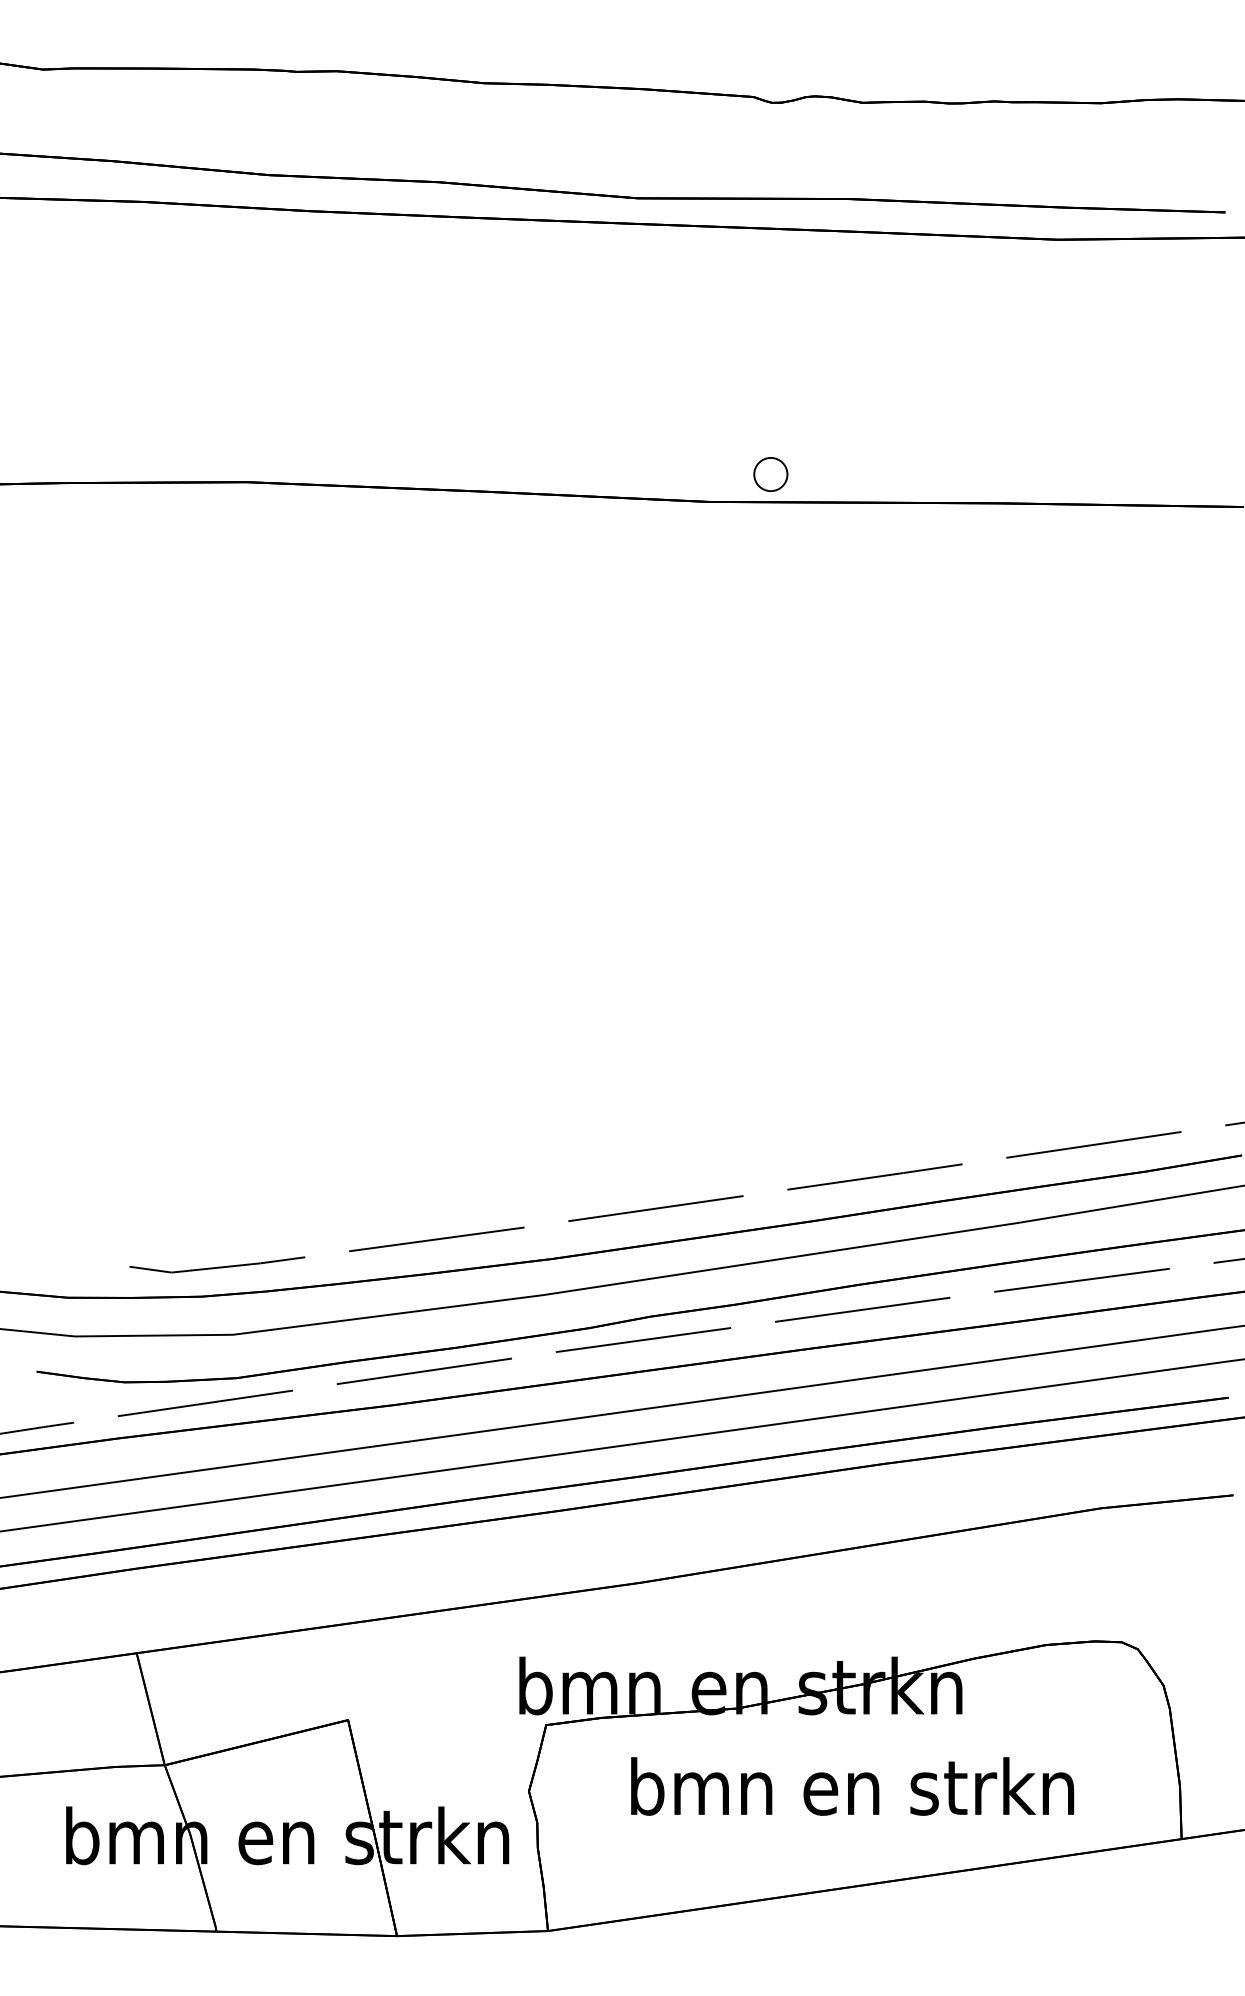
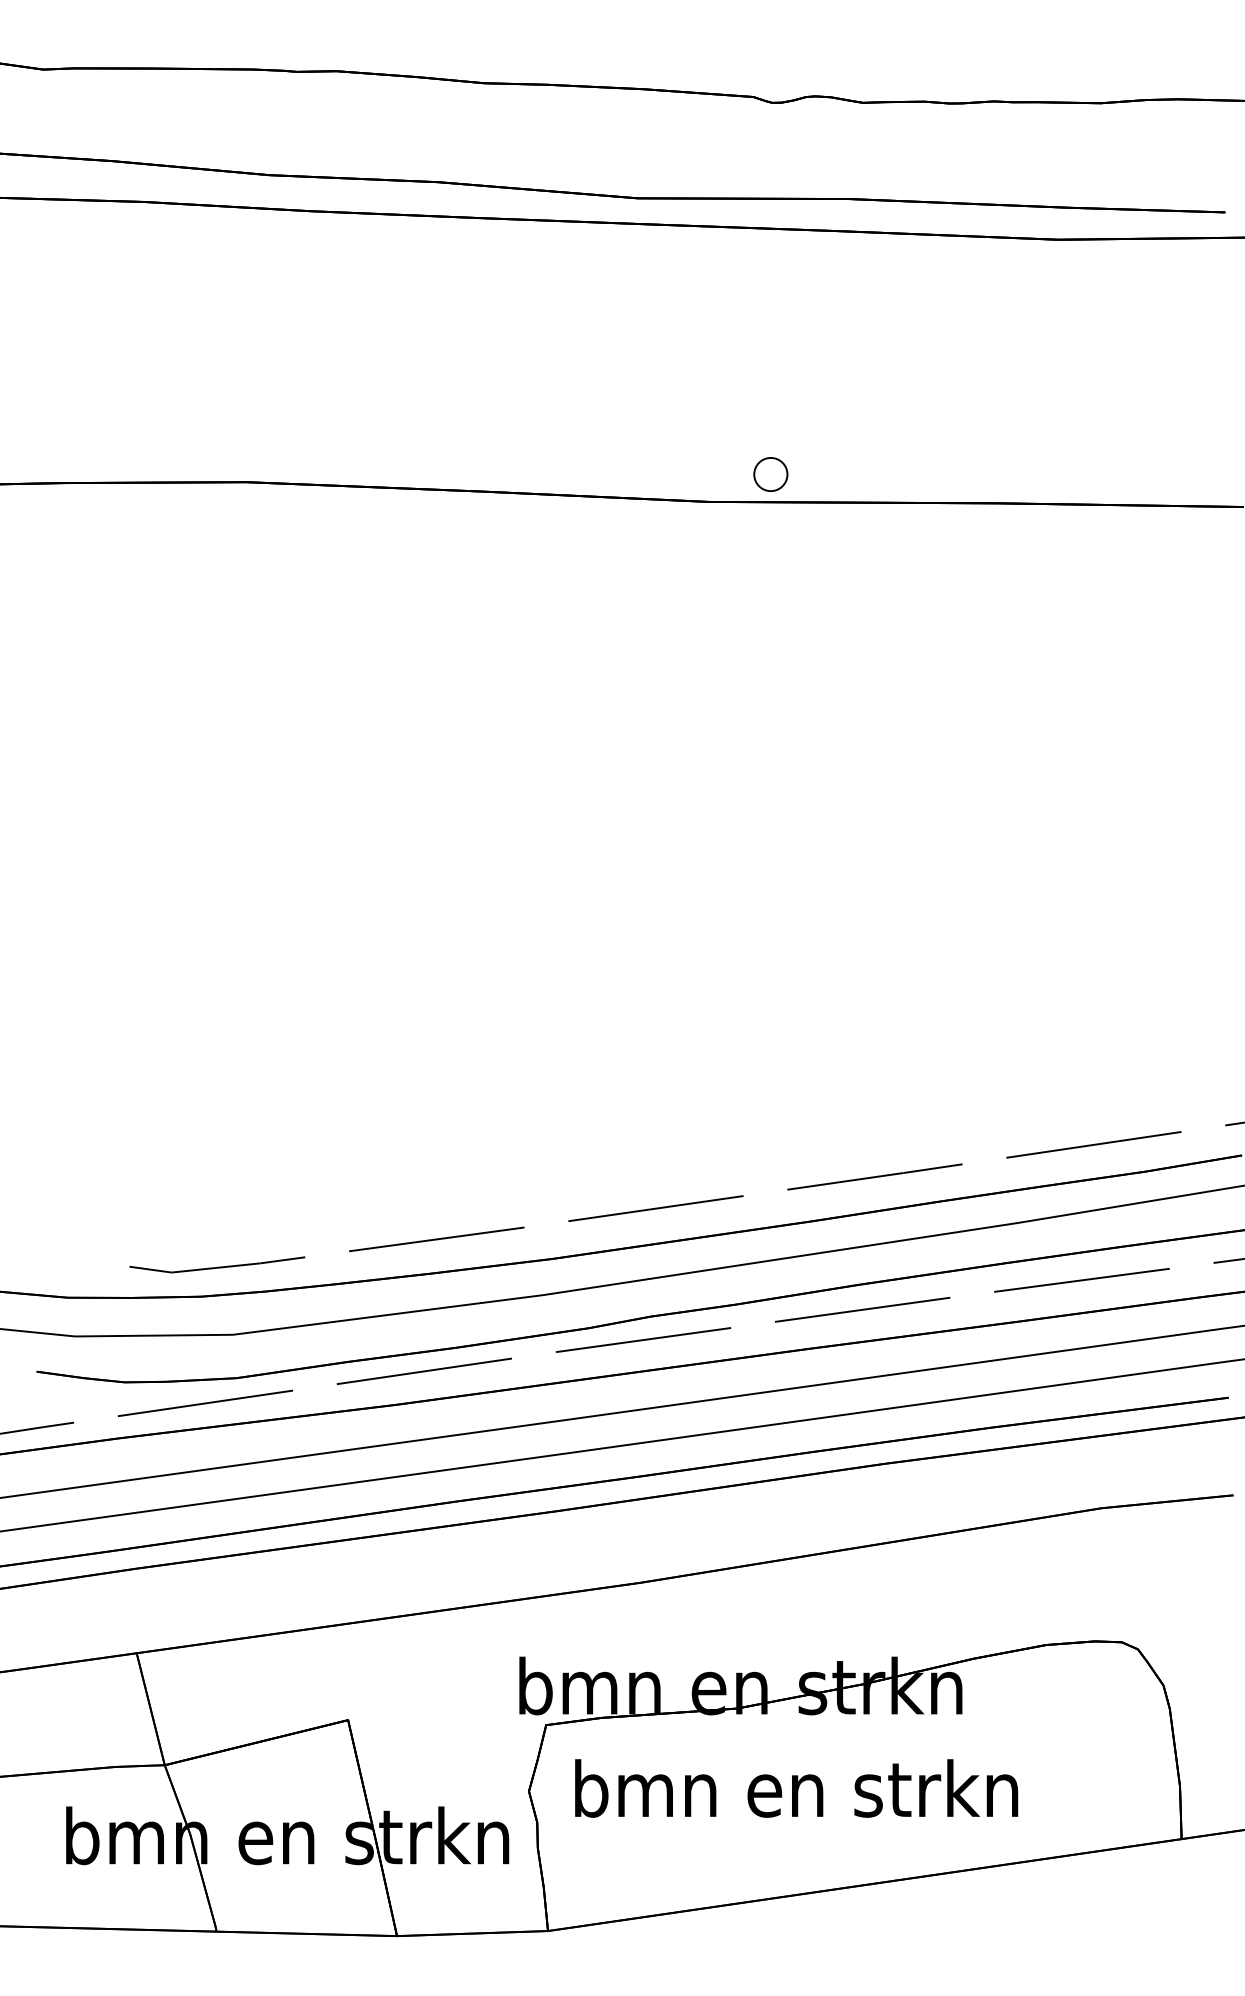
text position: (852, 1786) -> (796, 1788) (796, 1788)
